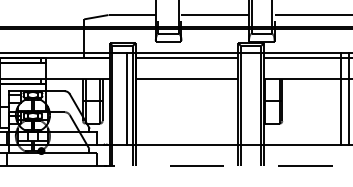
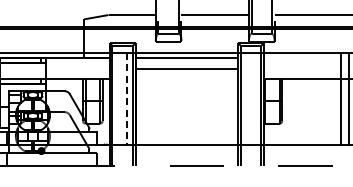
line: present -> none (306, 57)
line position: (186, 79) -> (186, 69) (186, 69)
line: solid -> dashed (127, 98)
